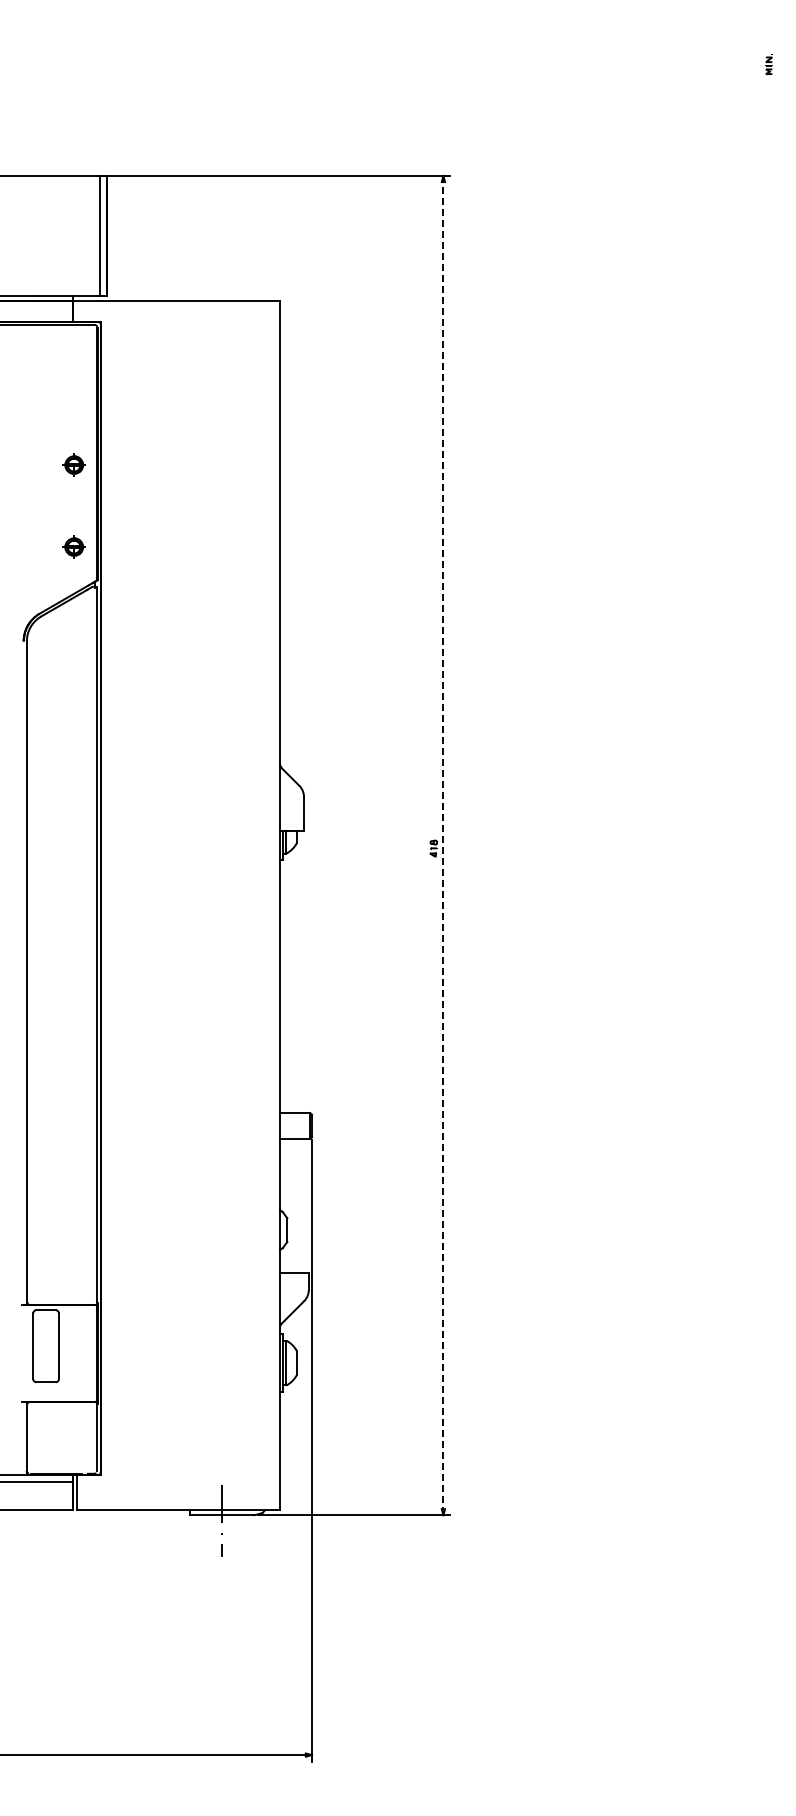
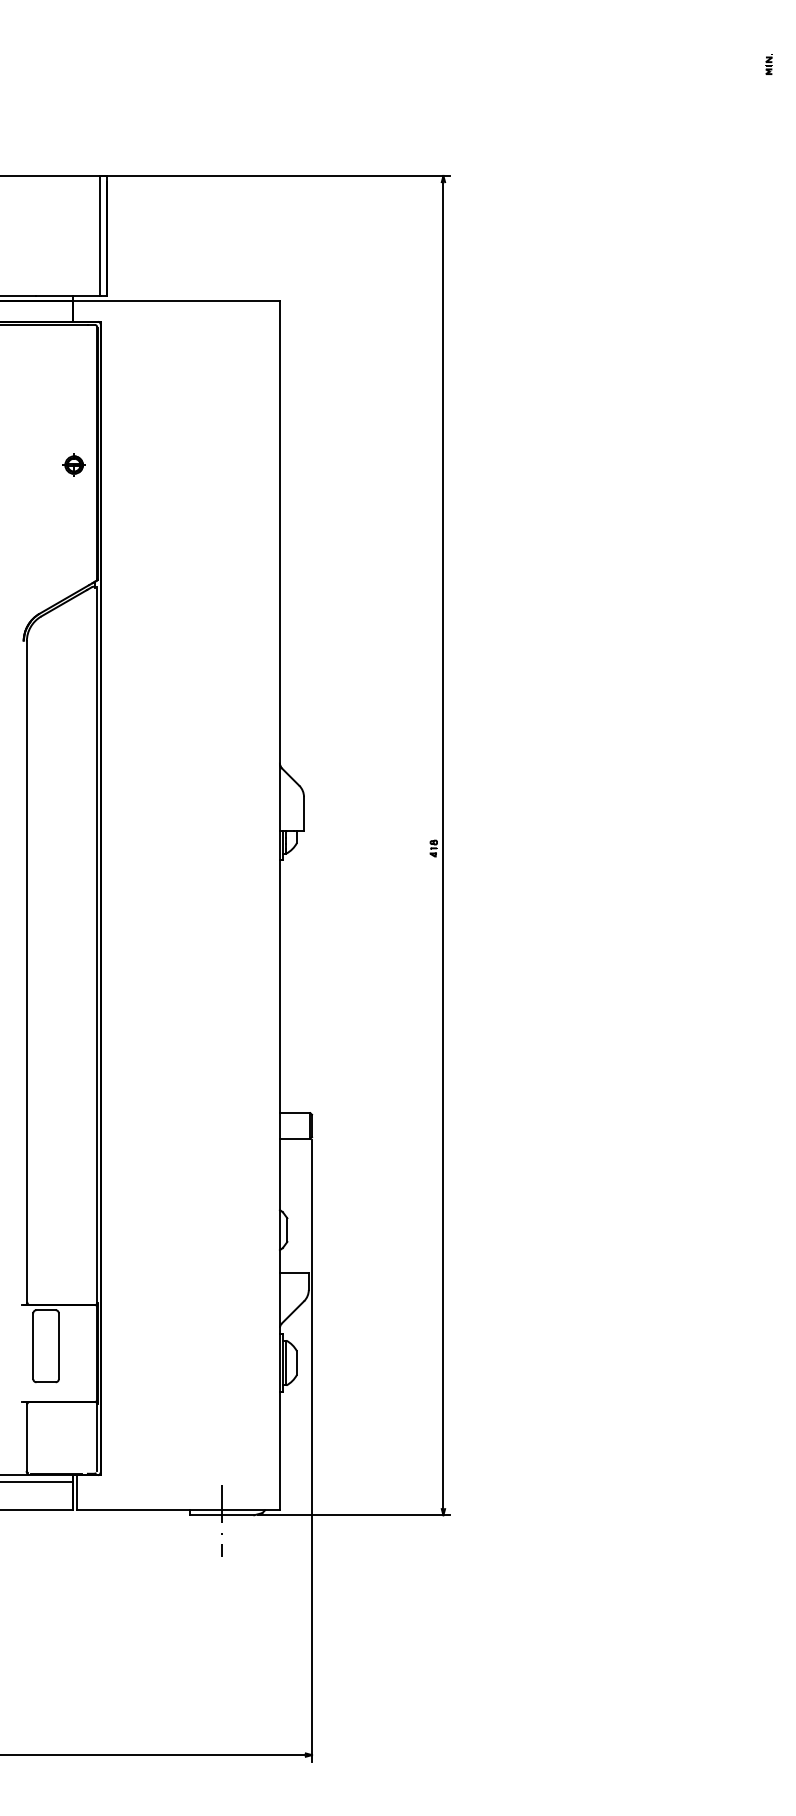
part: present -> none (73, 546)
line: dashed -> solid (443, 845)
